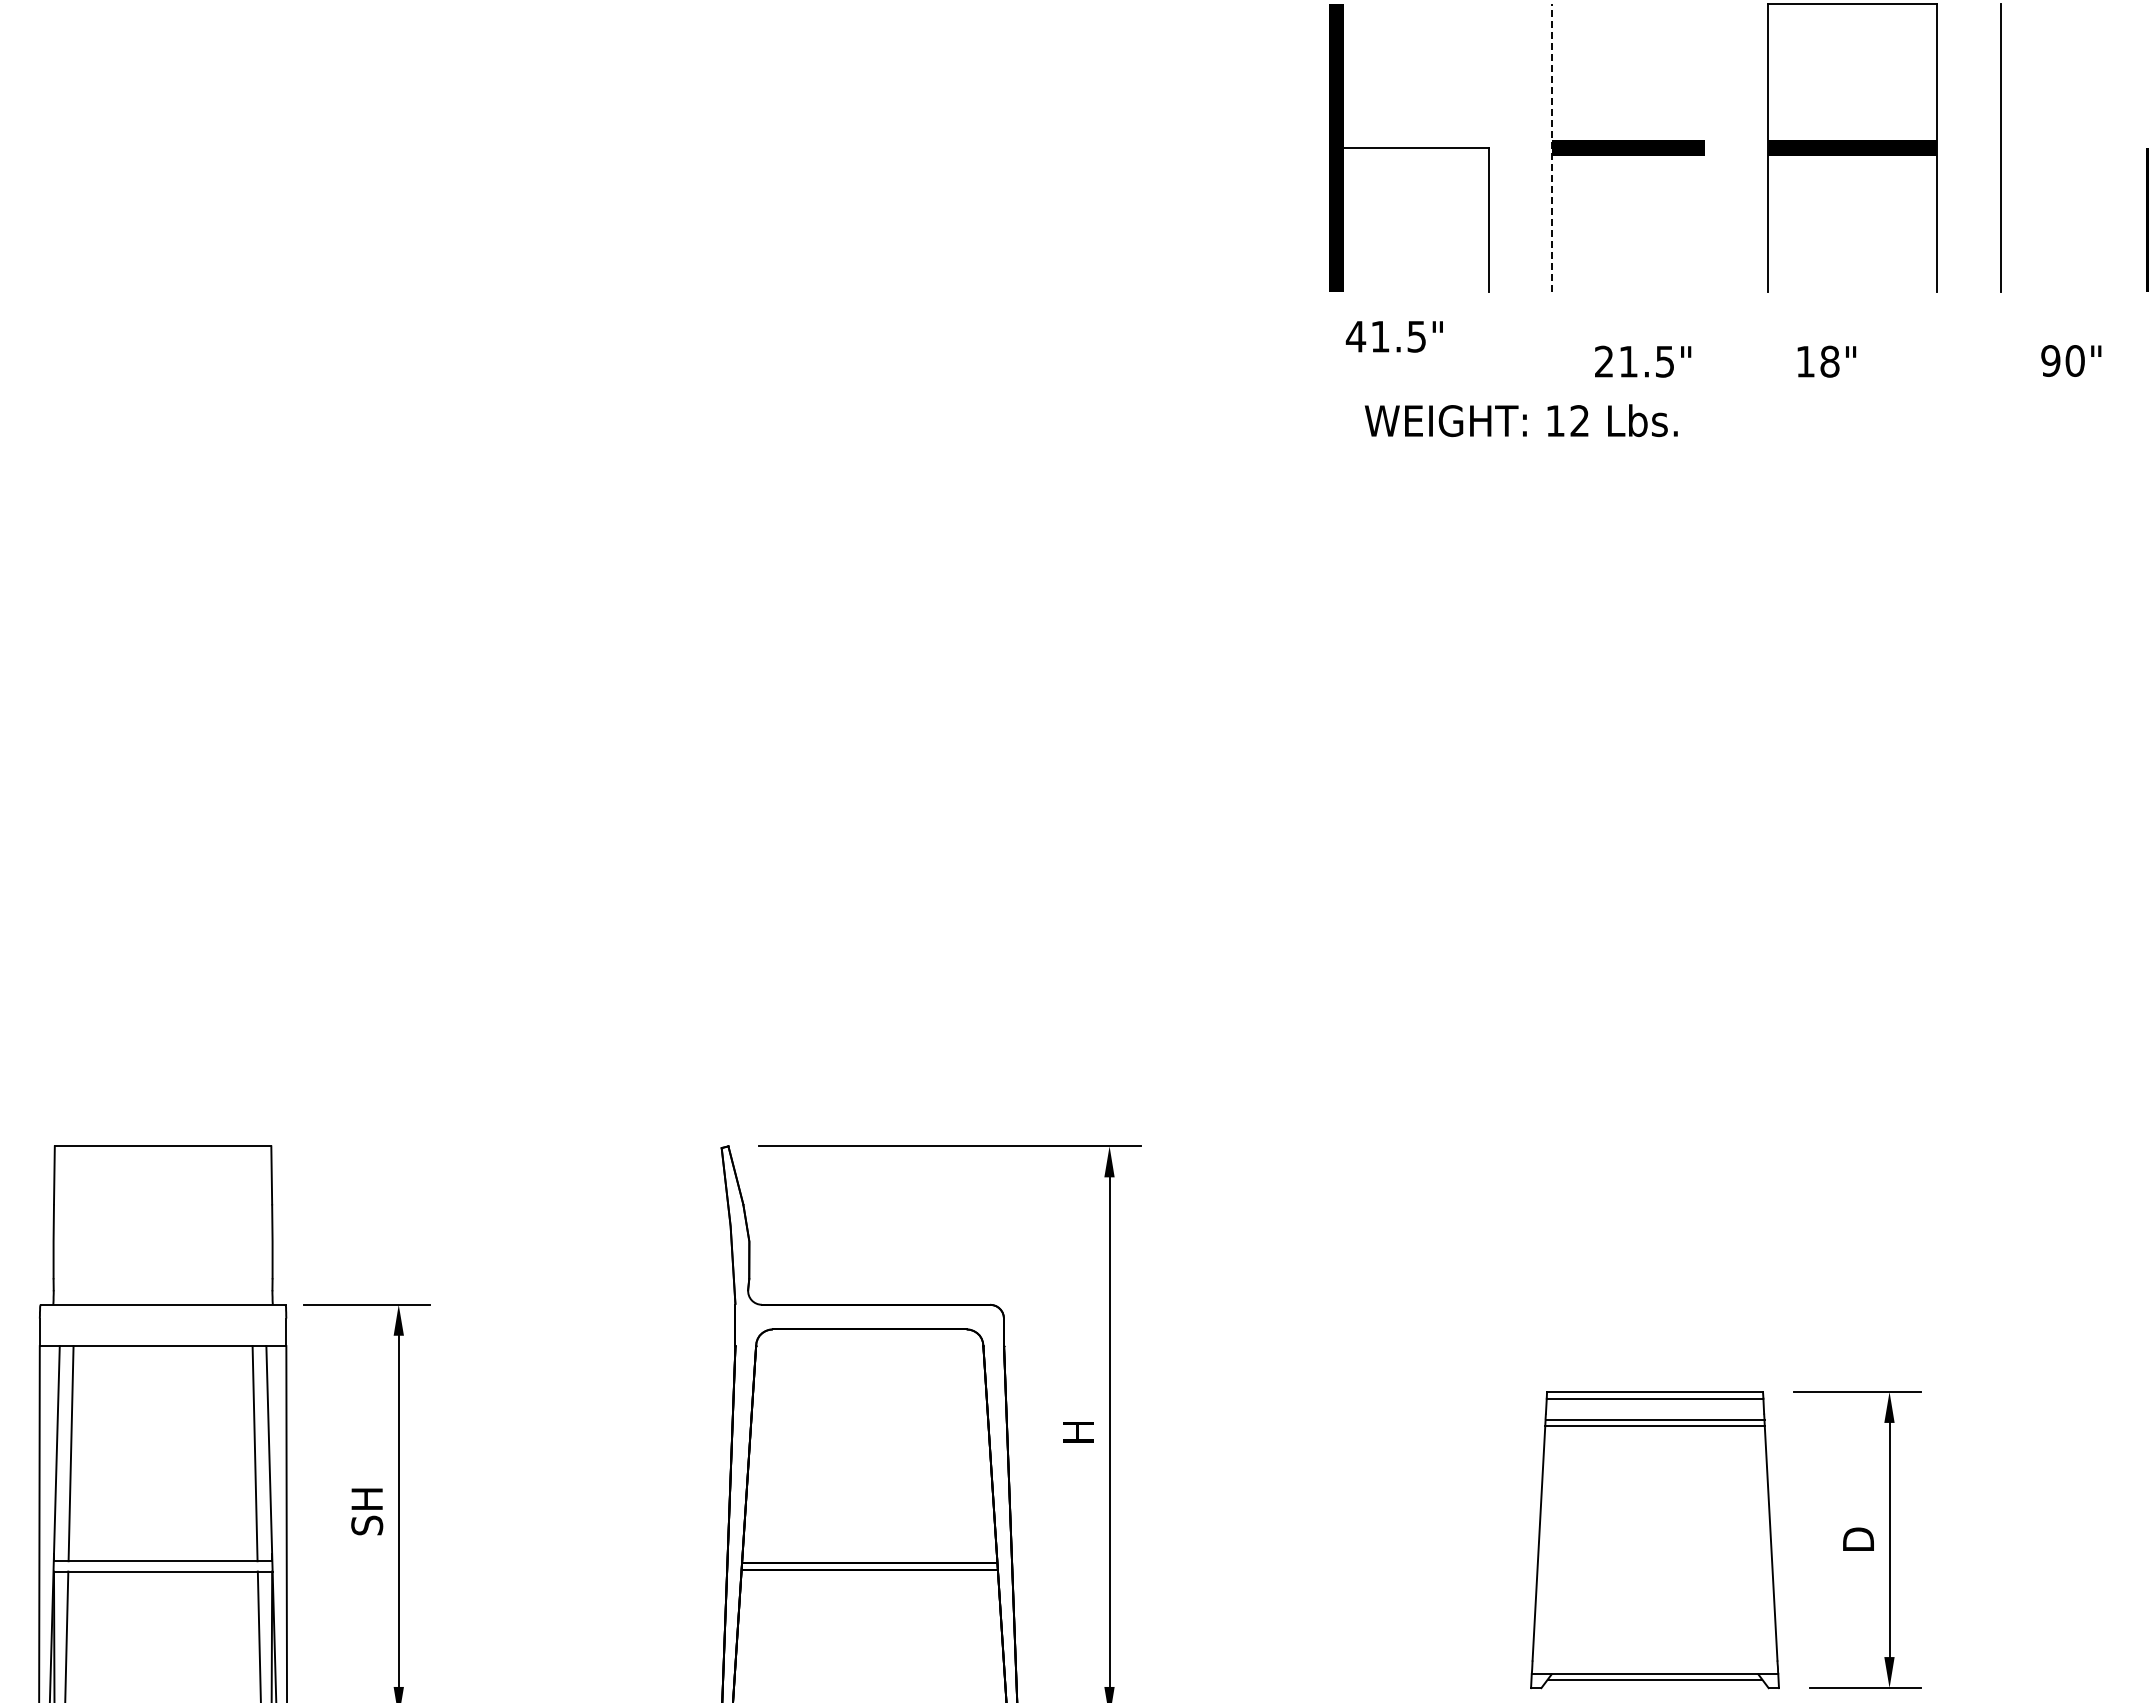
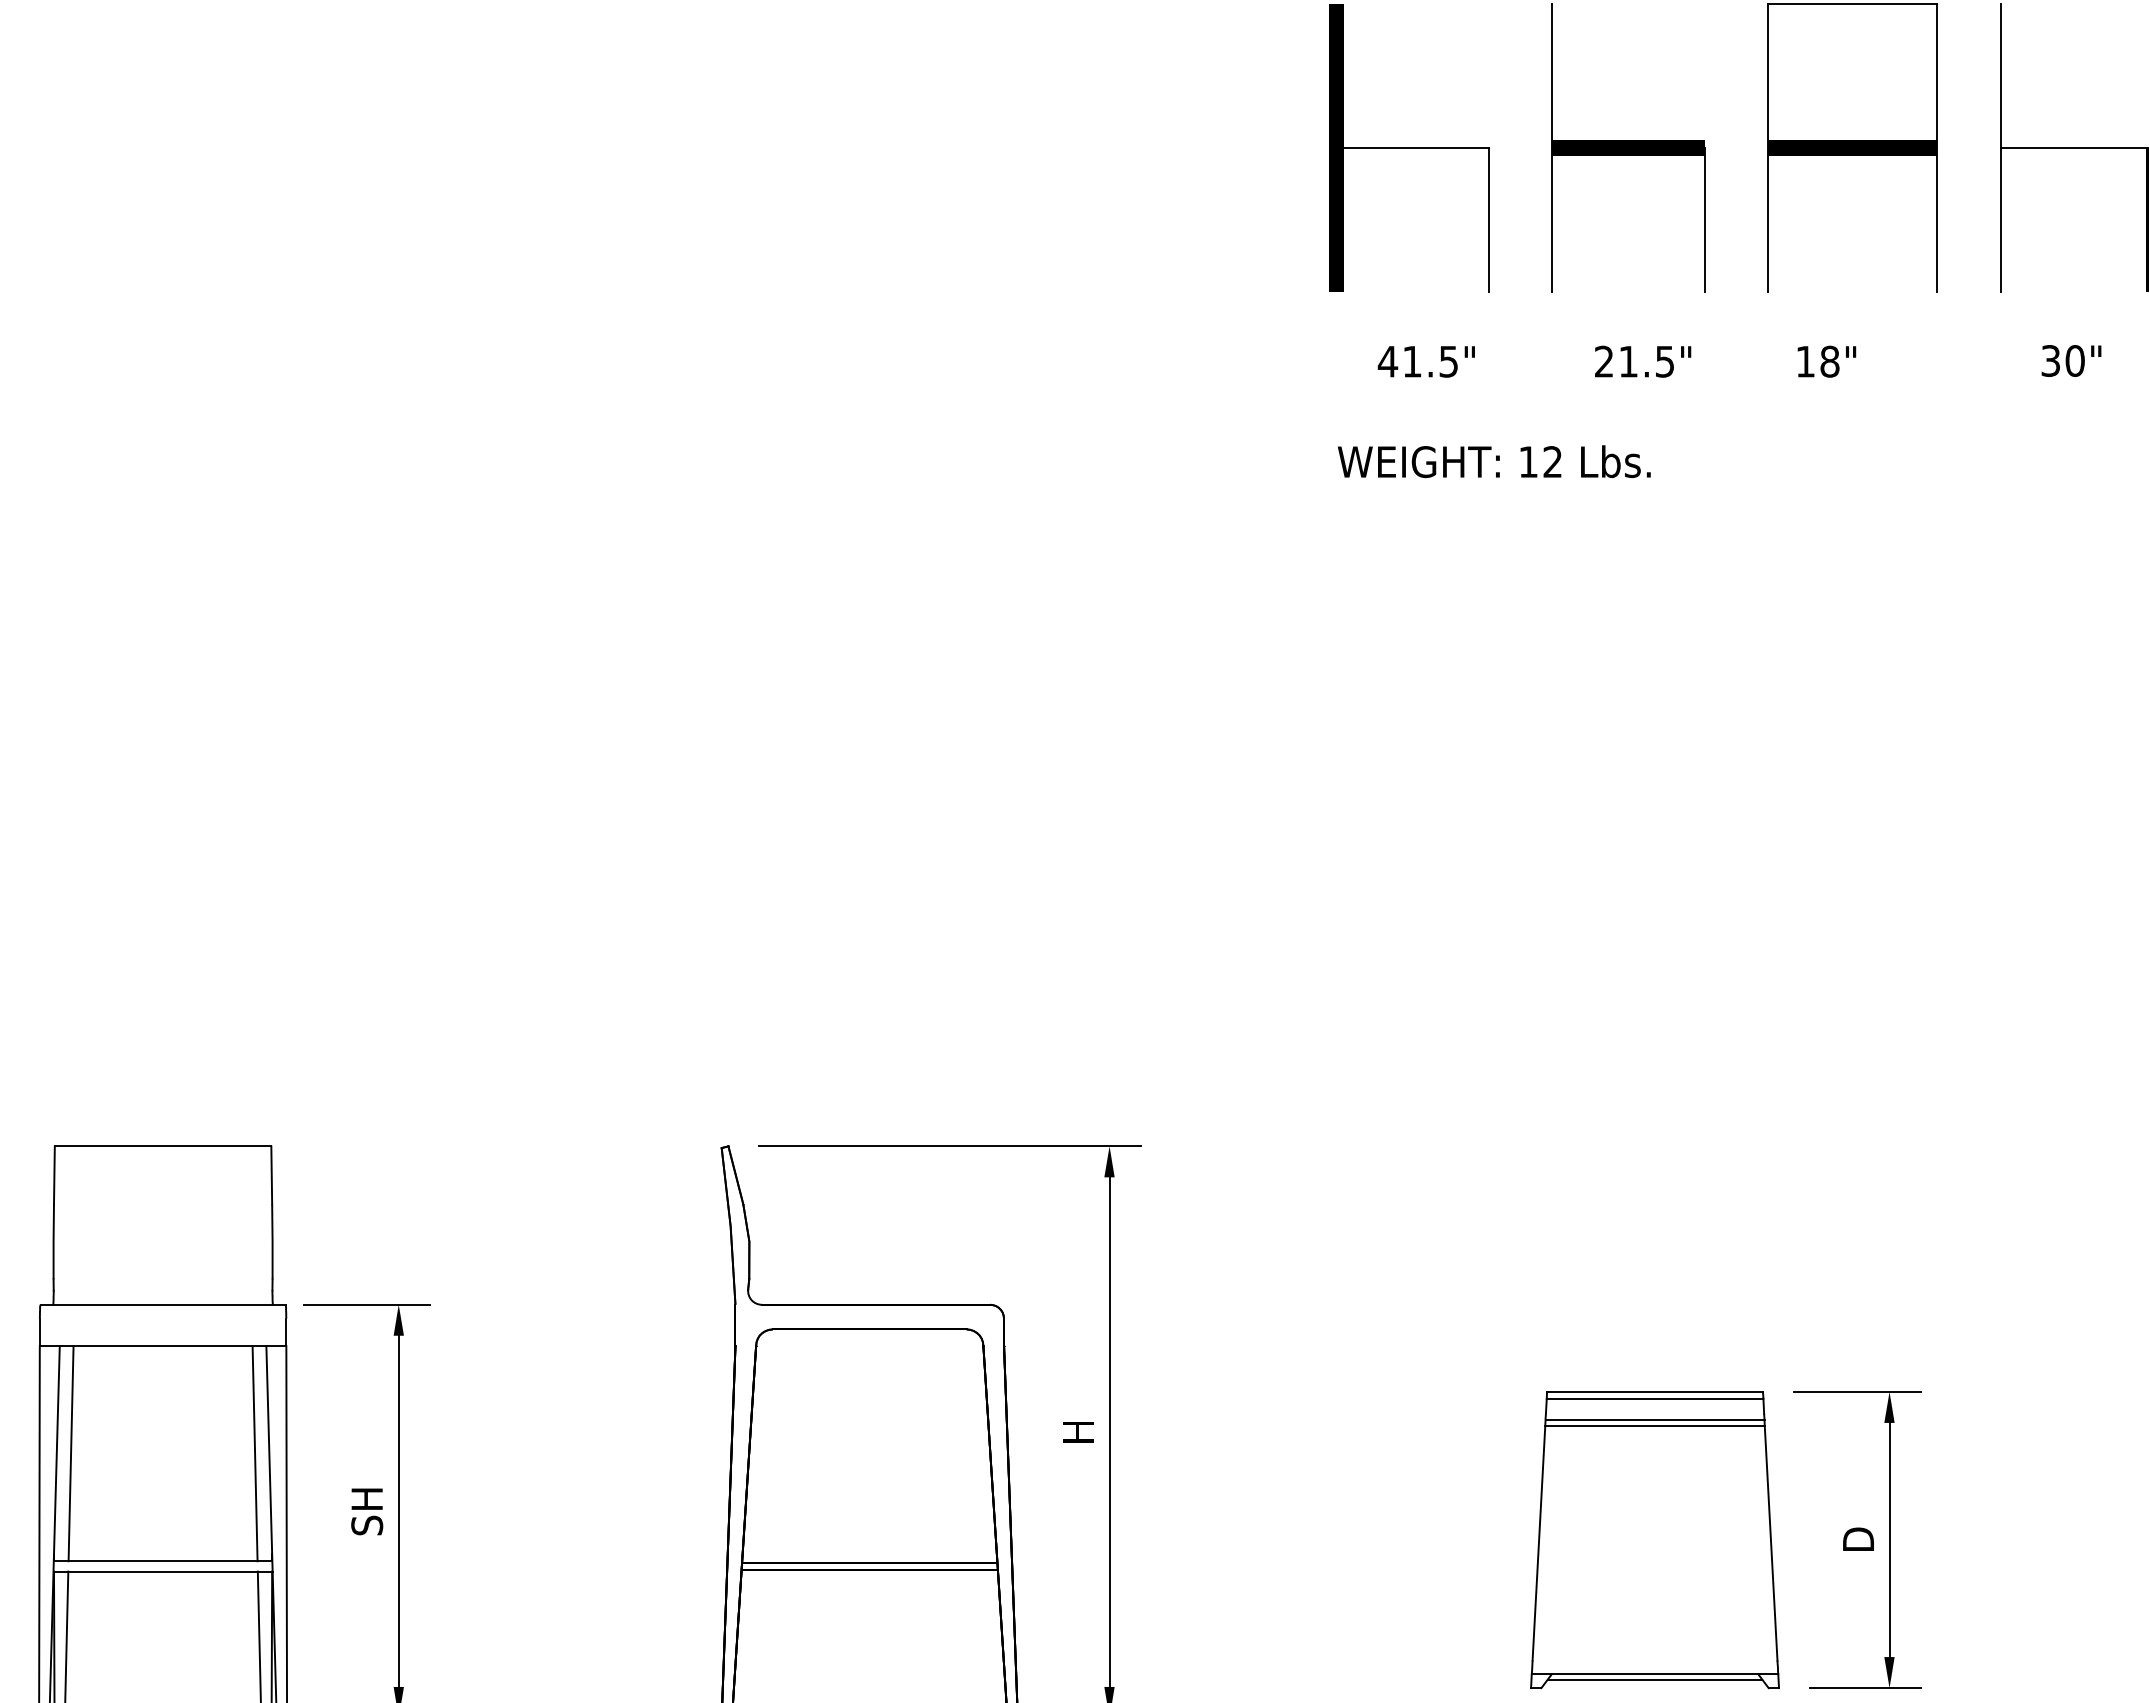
line: dashed -> solid (1552, 147)
line: none -> present (2072, 147)
line: none -> present (1704, 219)
text position: (1393, 336) -> (1425, 361) (1425, 361)
text: 90" -> 30" (2050, 360)
text position: (1521, 420) -> (1494, 461) (1494, 461)
